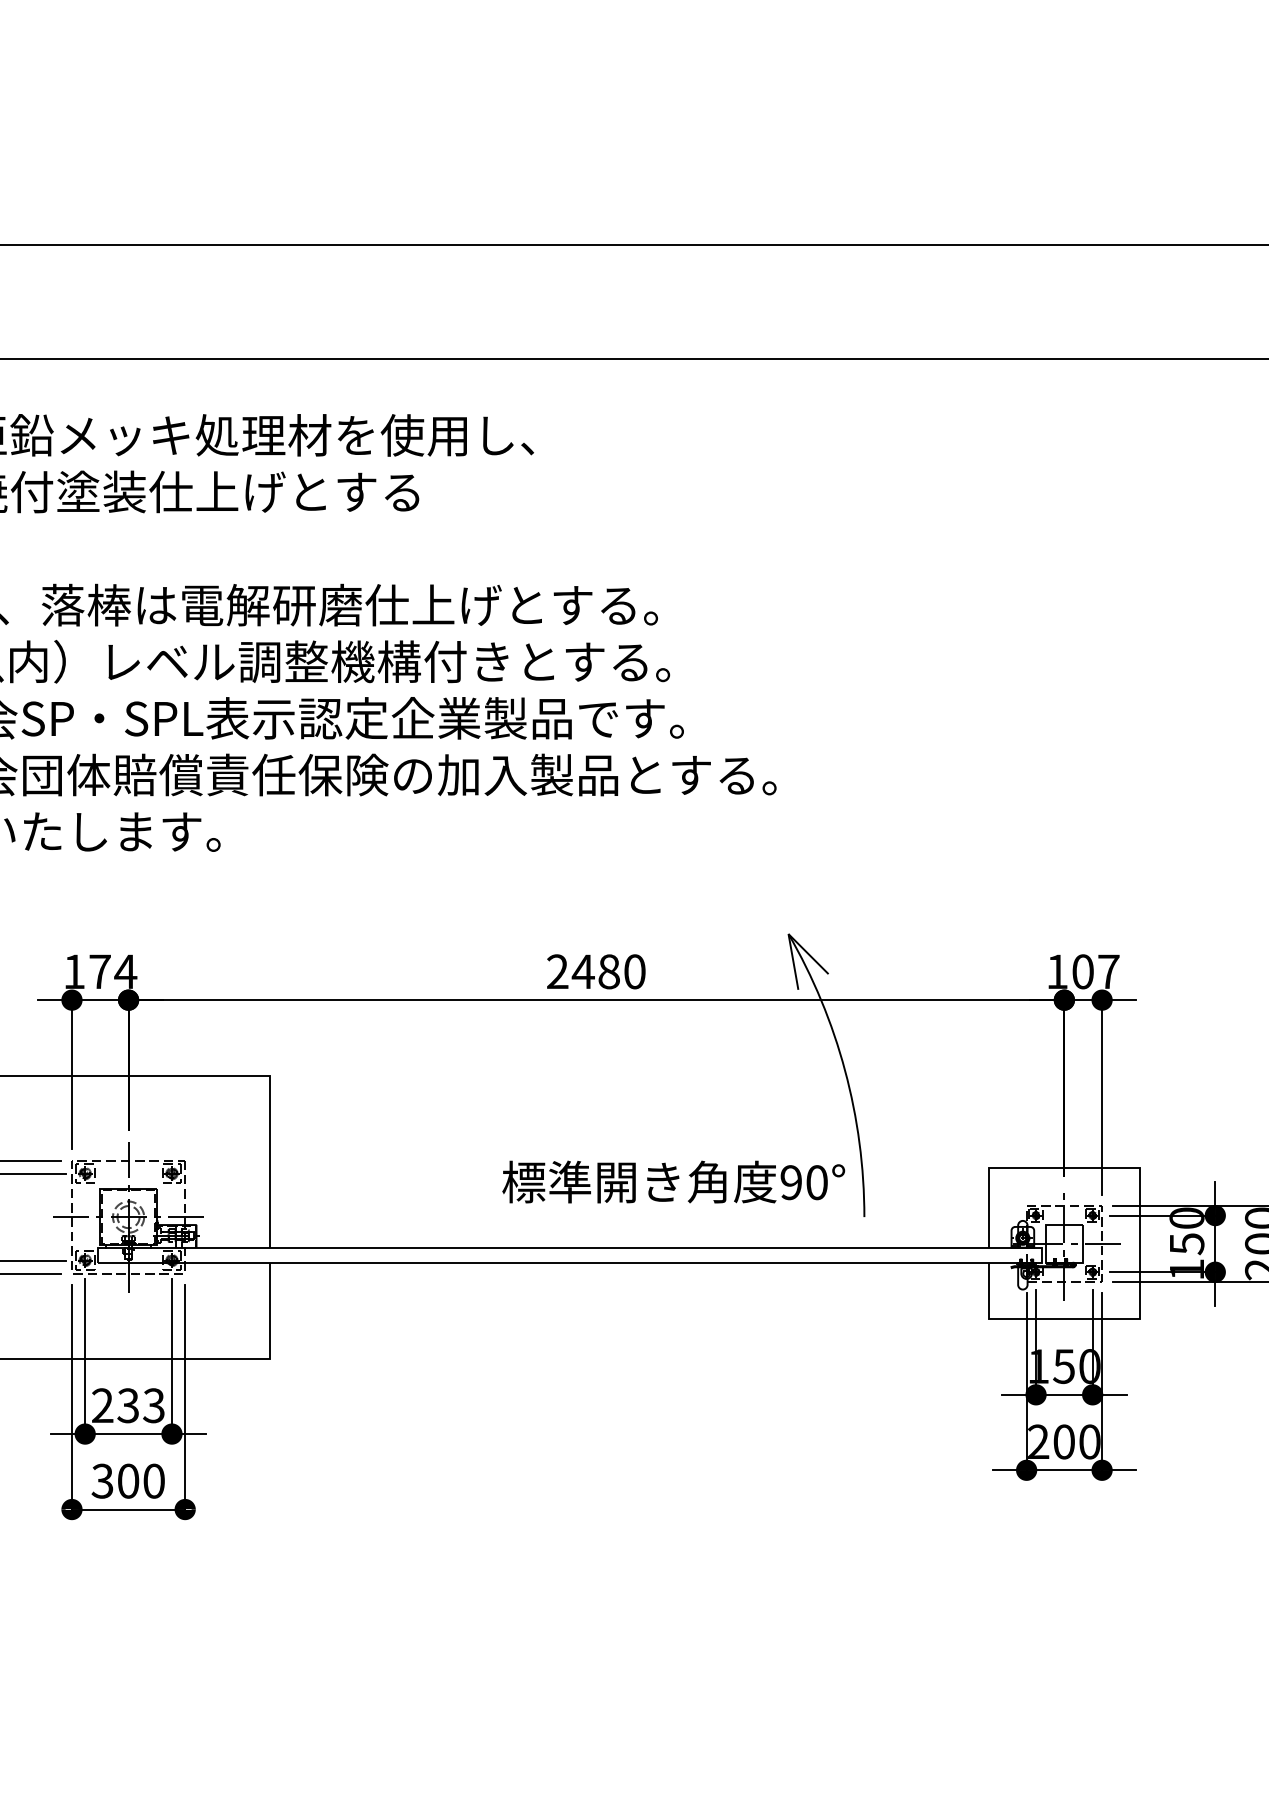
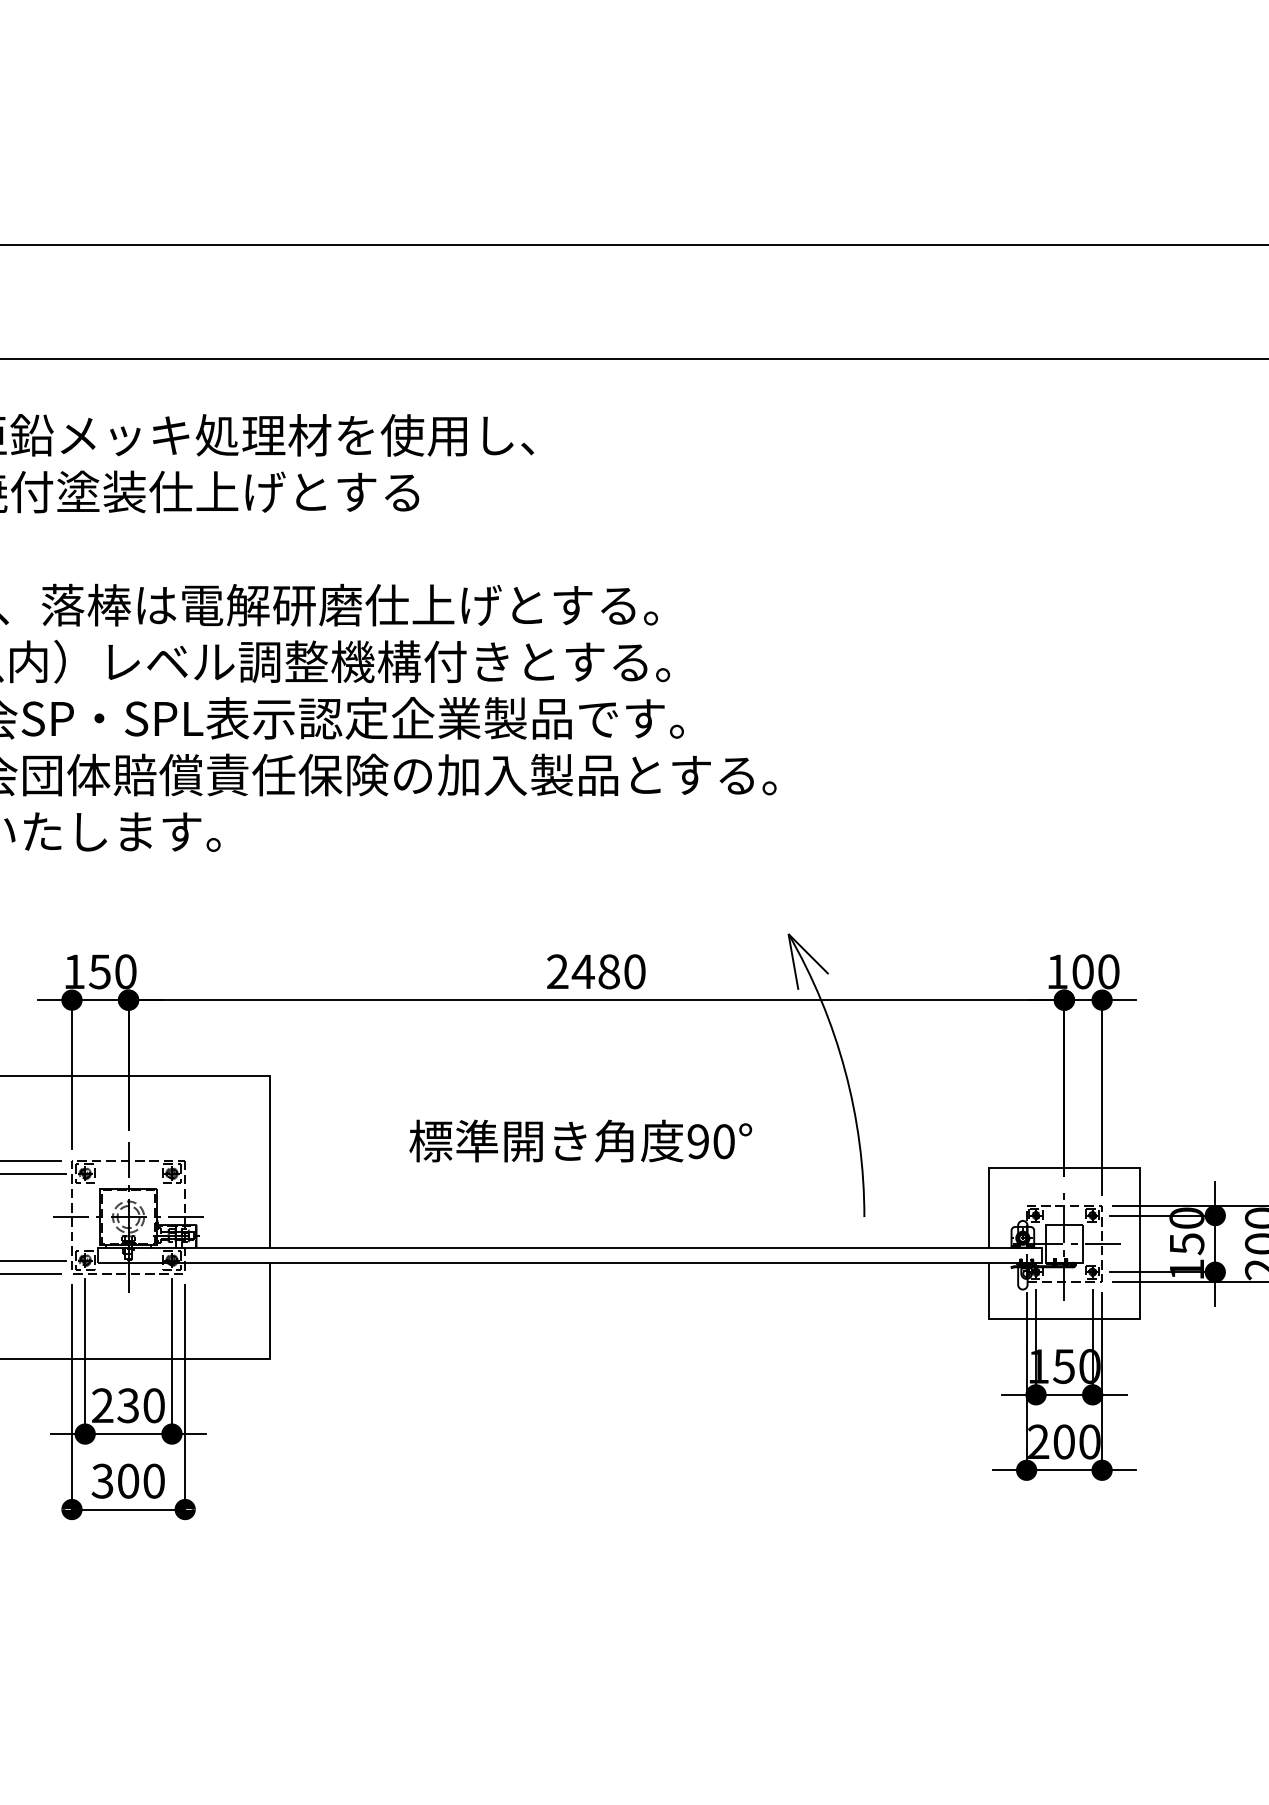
text: 174 -> 150 (113, 971)
text: 107 -> 100 (1108, 971)
text position: (673, 1181) -> (580, 1140) (580, 1140)
text: 233 -> 230 (153, 1405)
